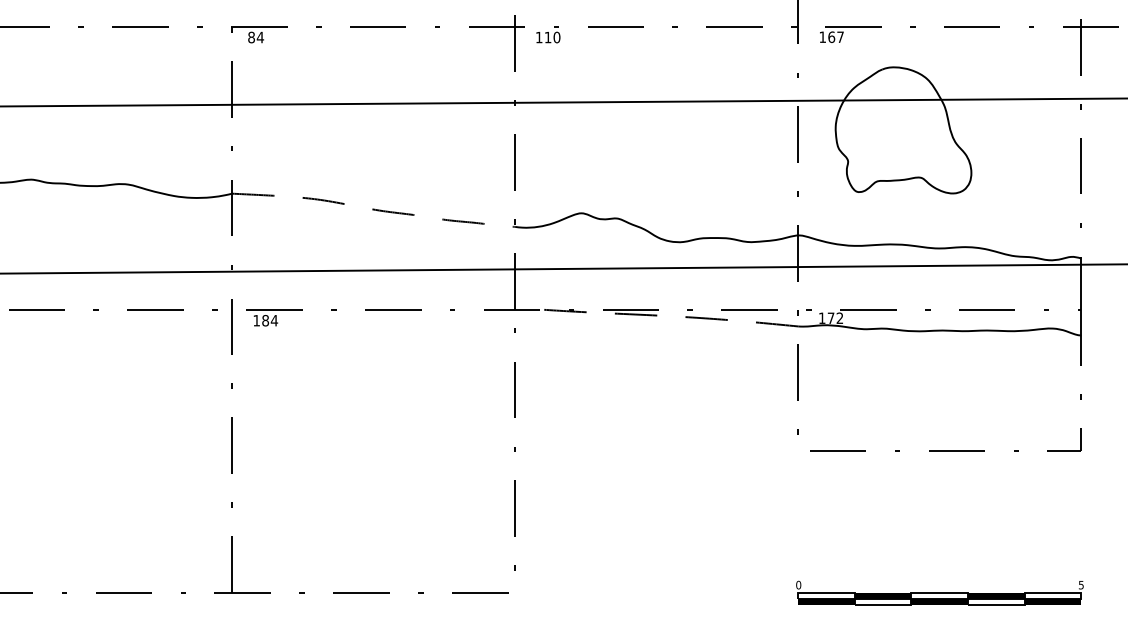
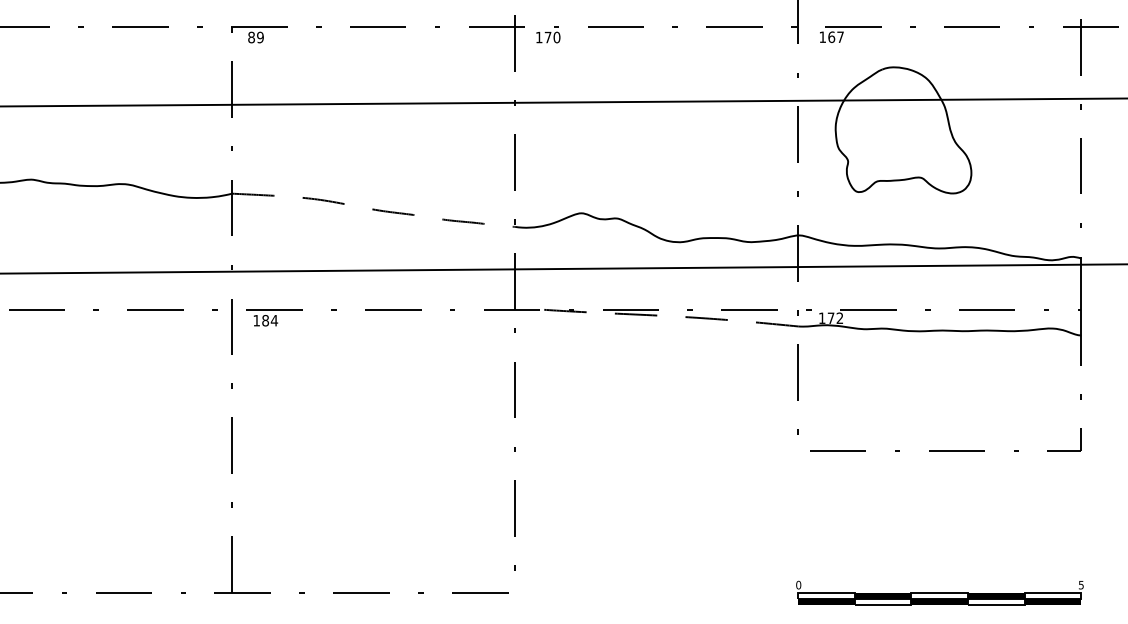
text: 84 -> 89 (260, 37)
text: 110 -> 170 (547, 37)
